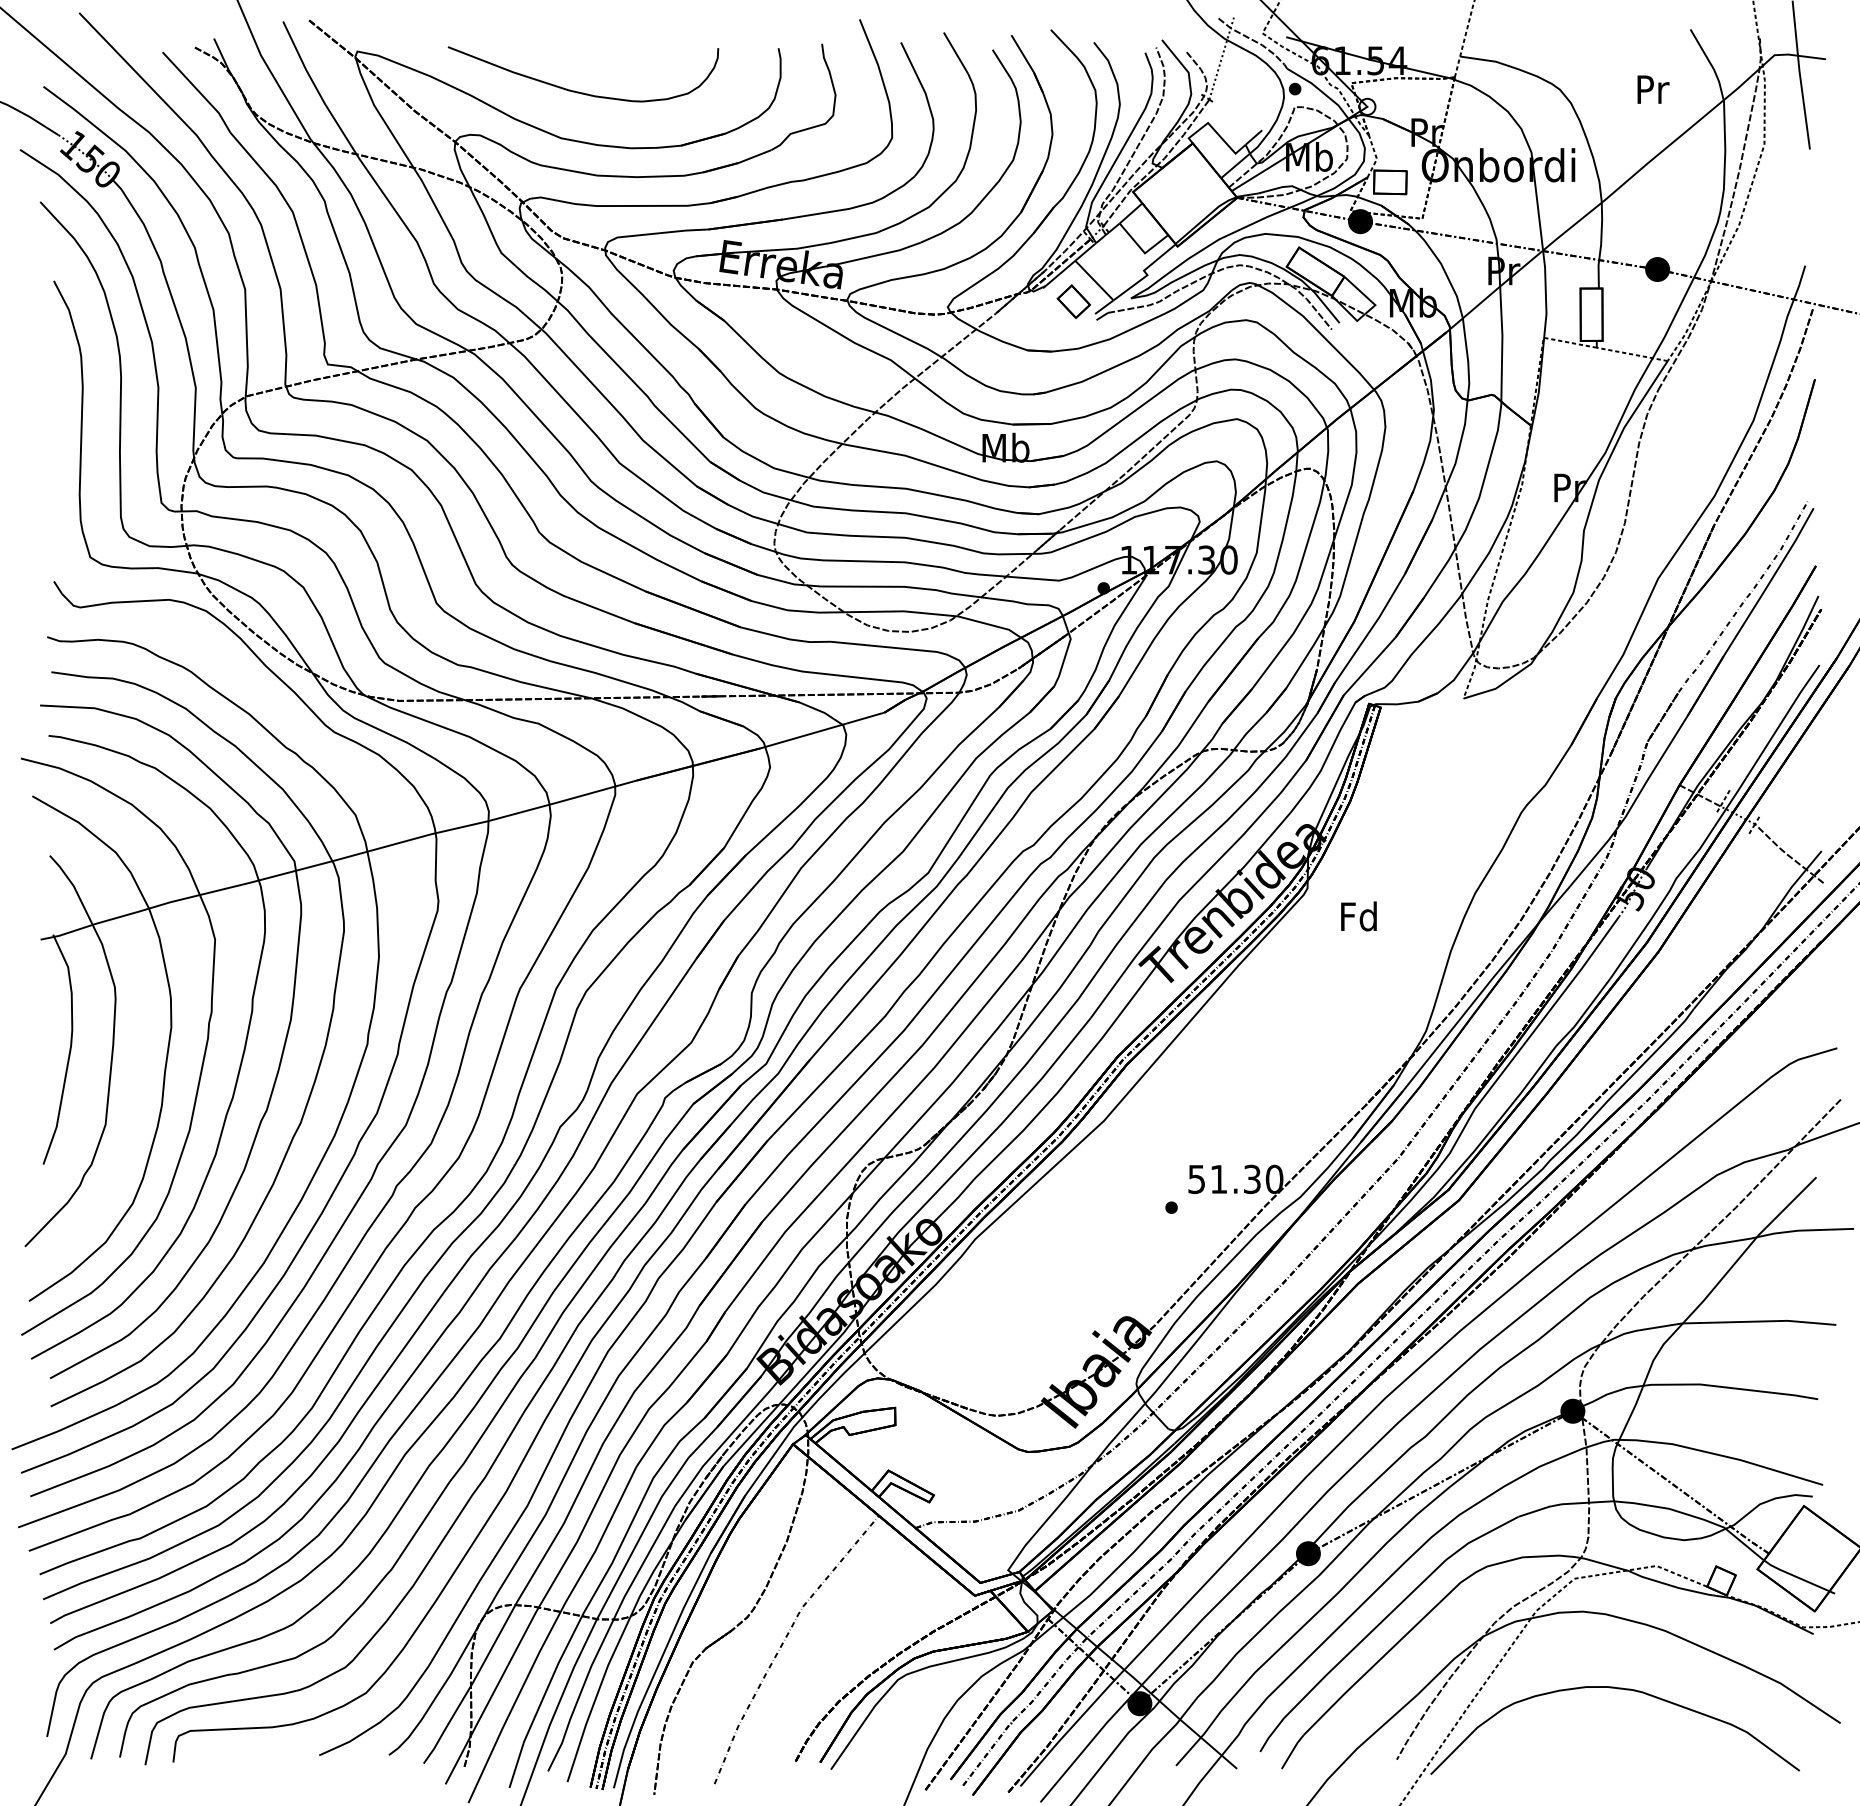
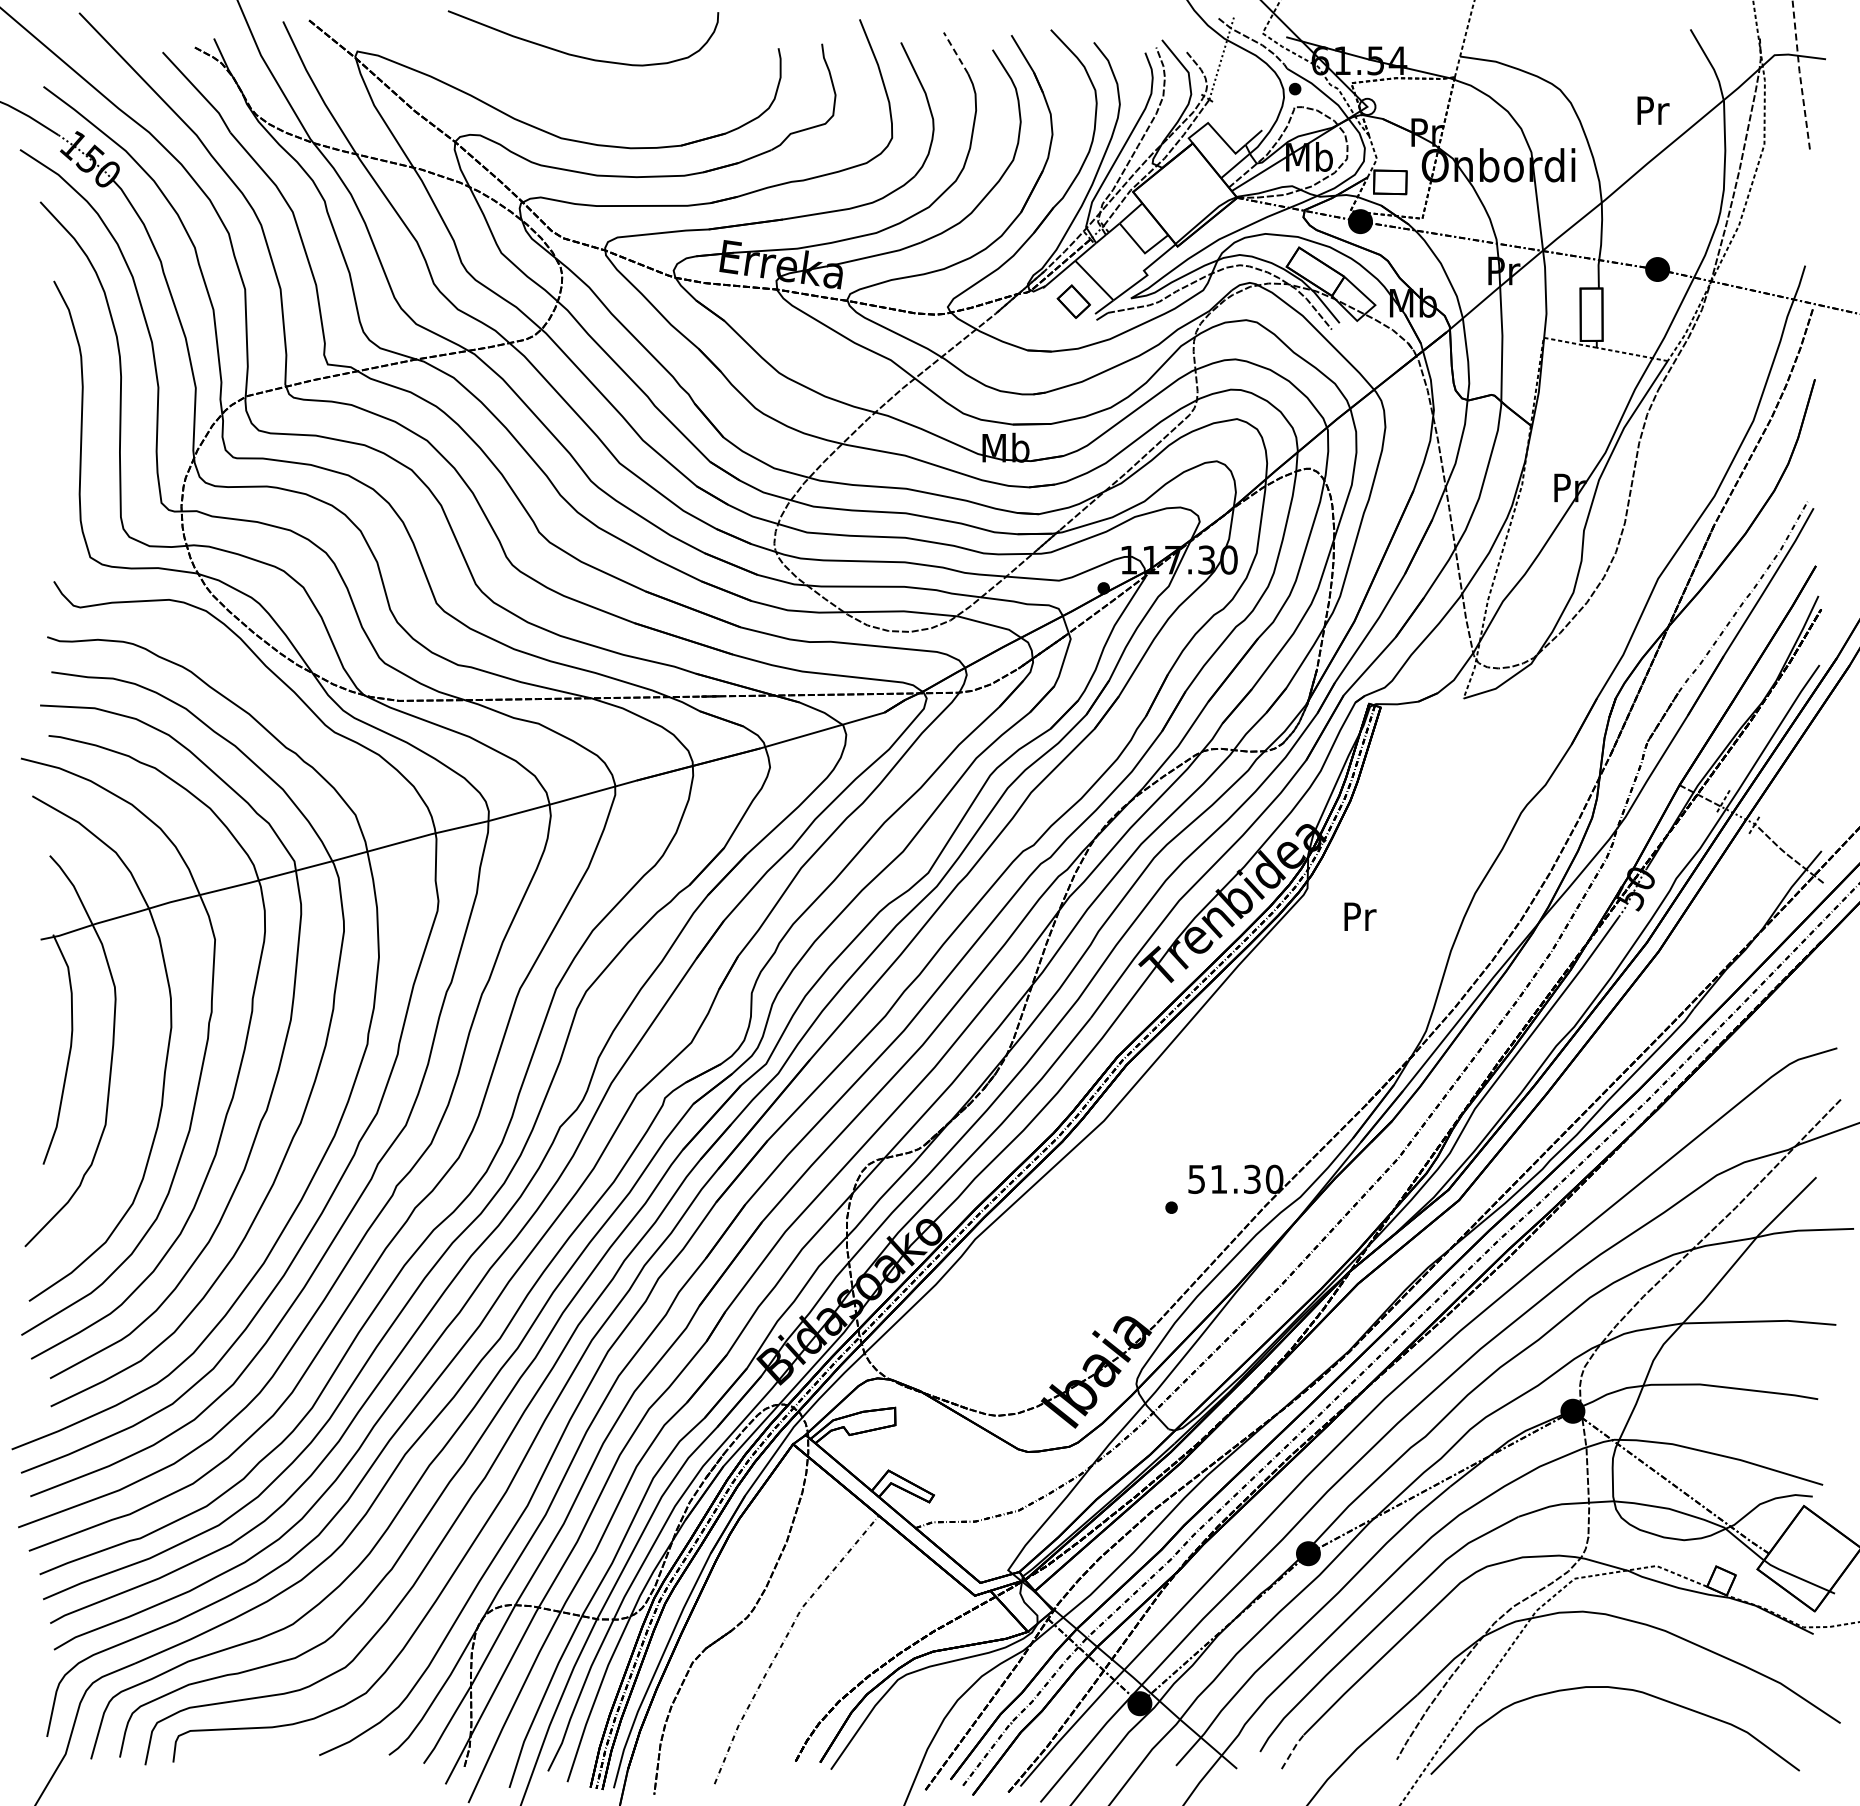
line: solid -> dashed (955, 52)
line: solid -> dashed (1800, 75)
text position: (1653, 89) -> (1653, 110) (1653, 110)
curve position: (579, 91) -> (579, 55) (579, 55)
text: Fd -> Pr (1358, 916)
line: solid -> dashed (1292, 1750)
